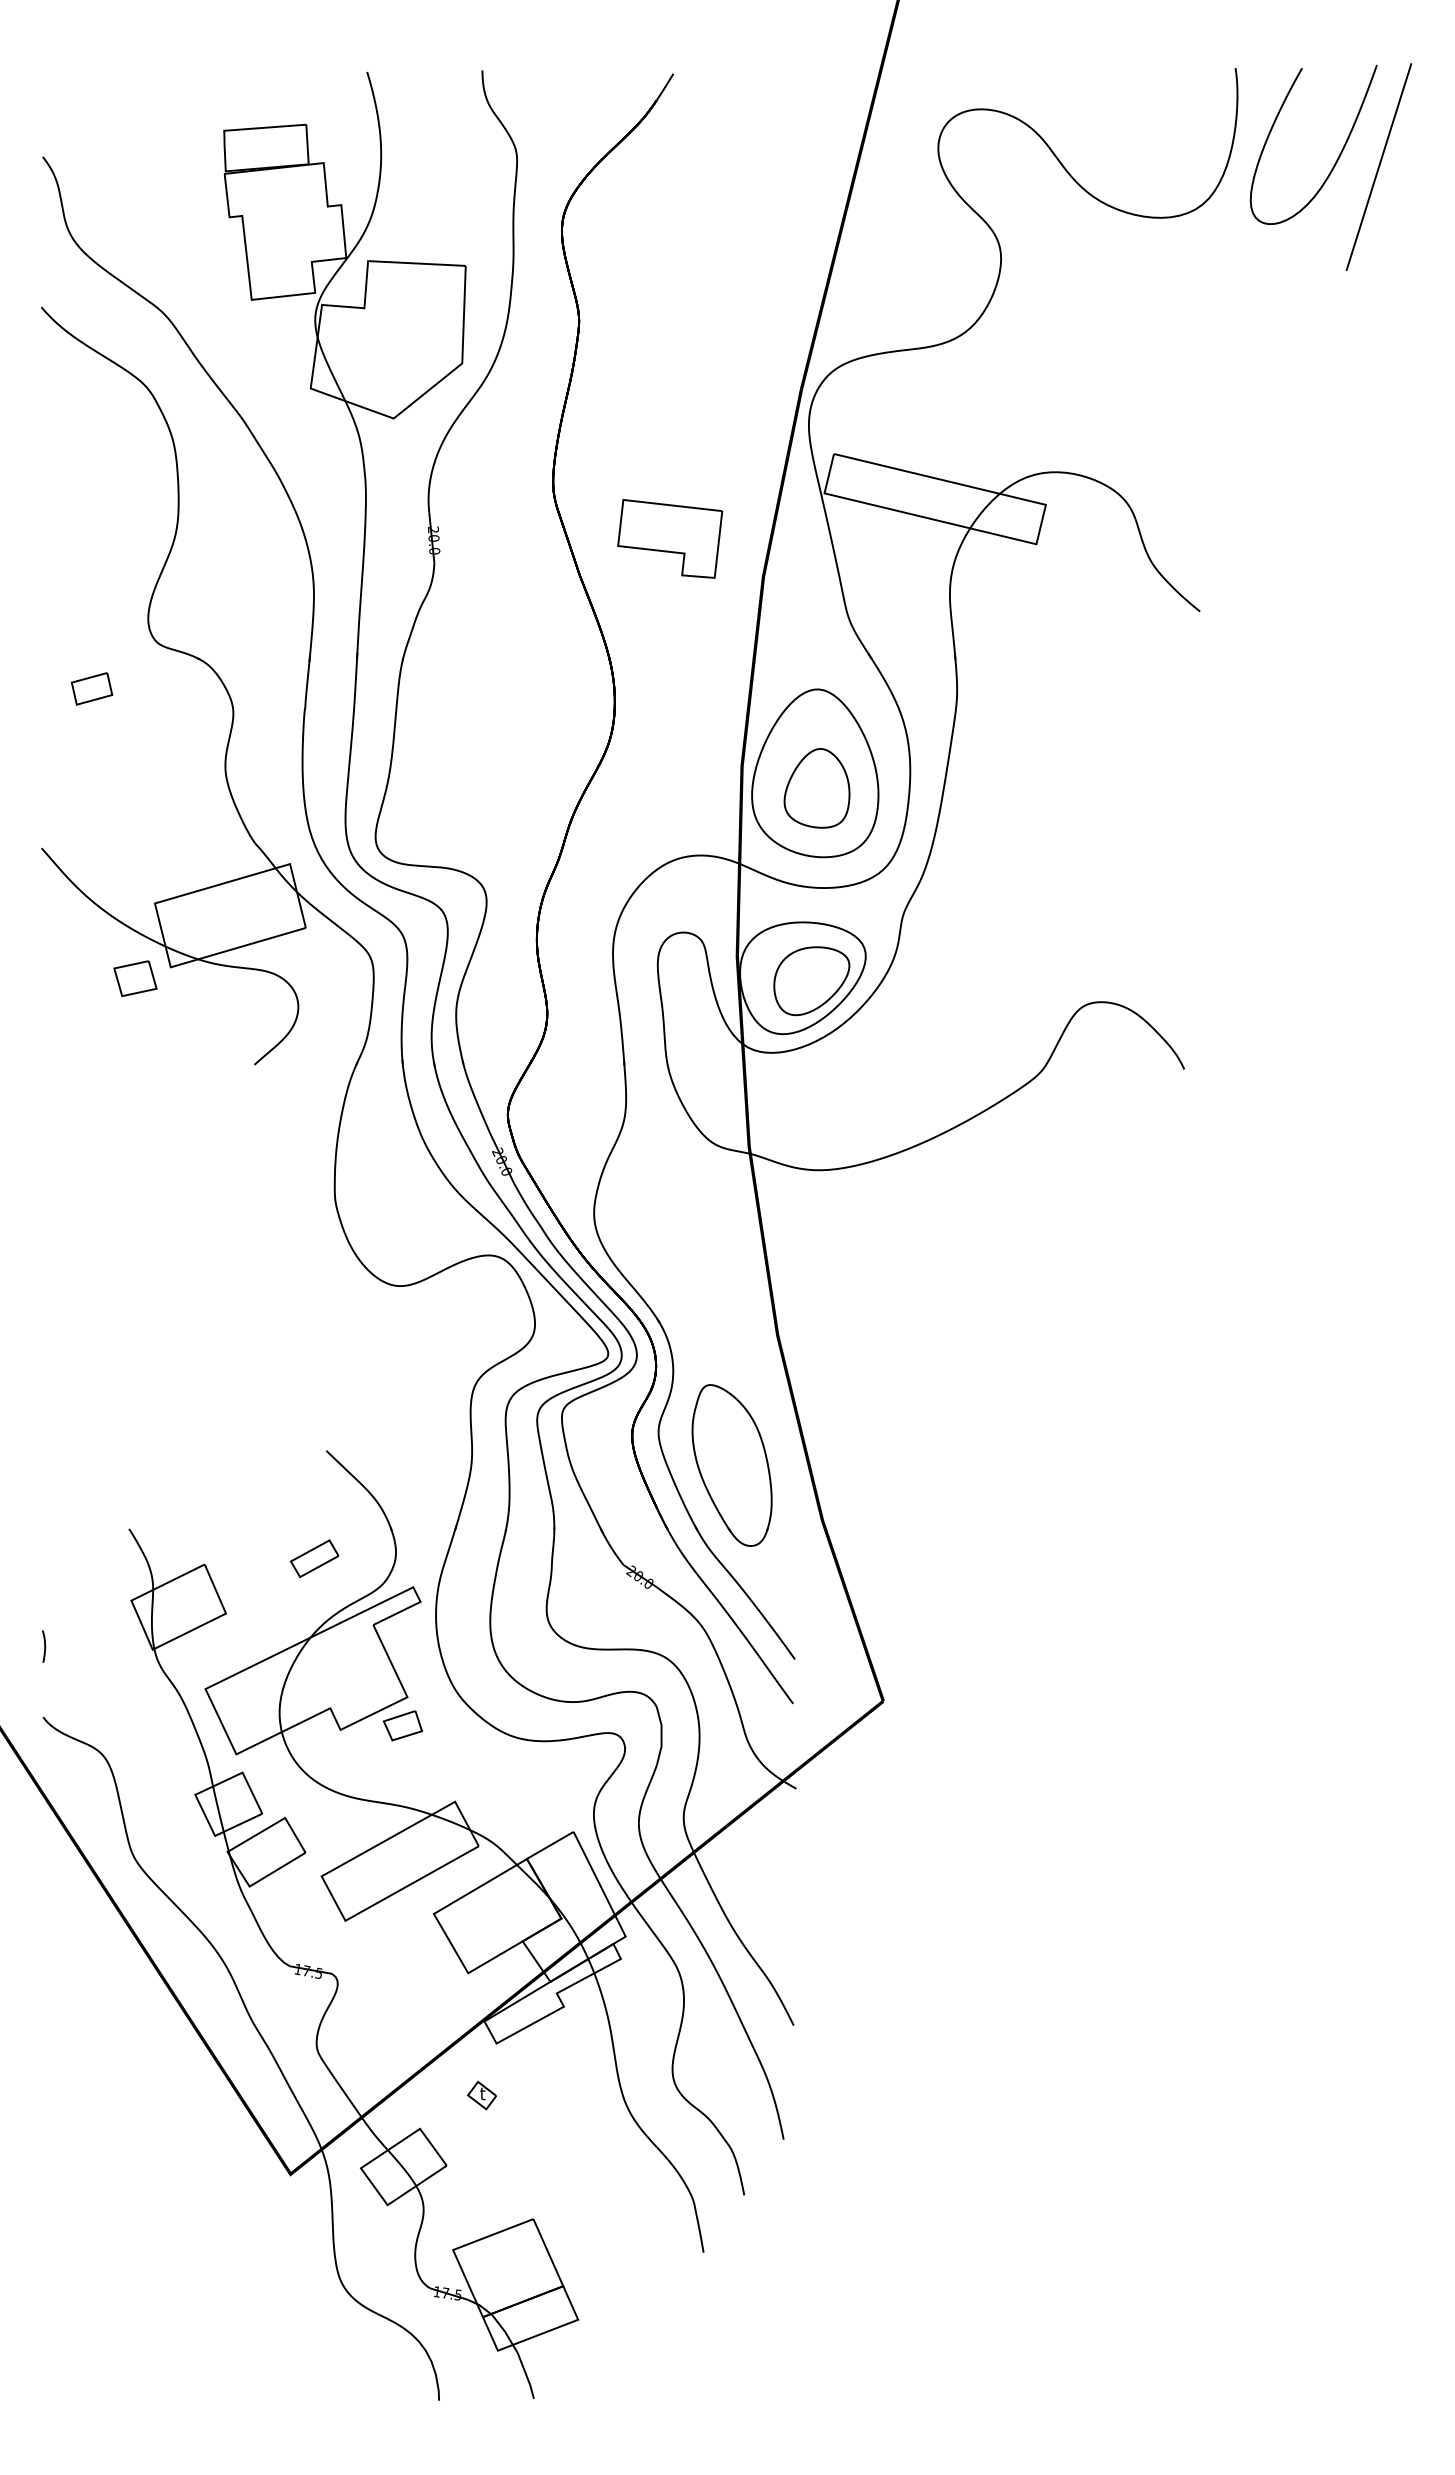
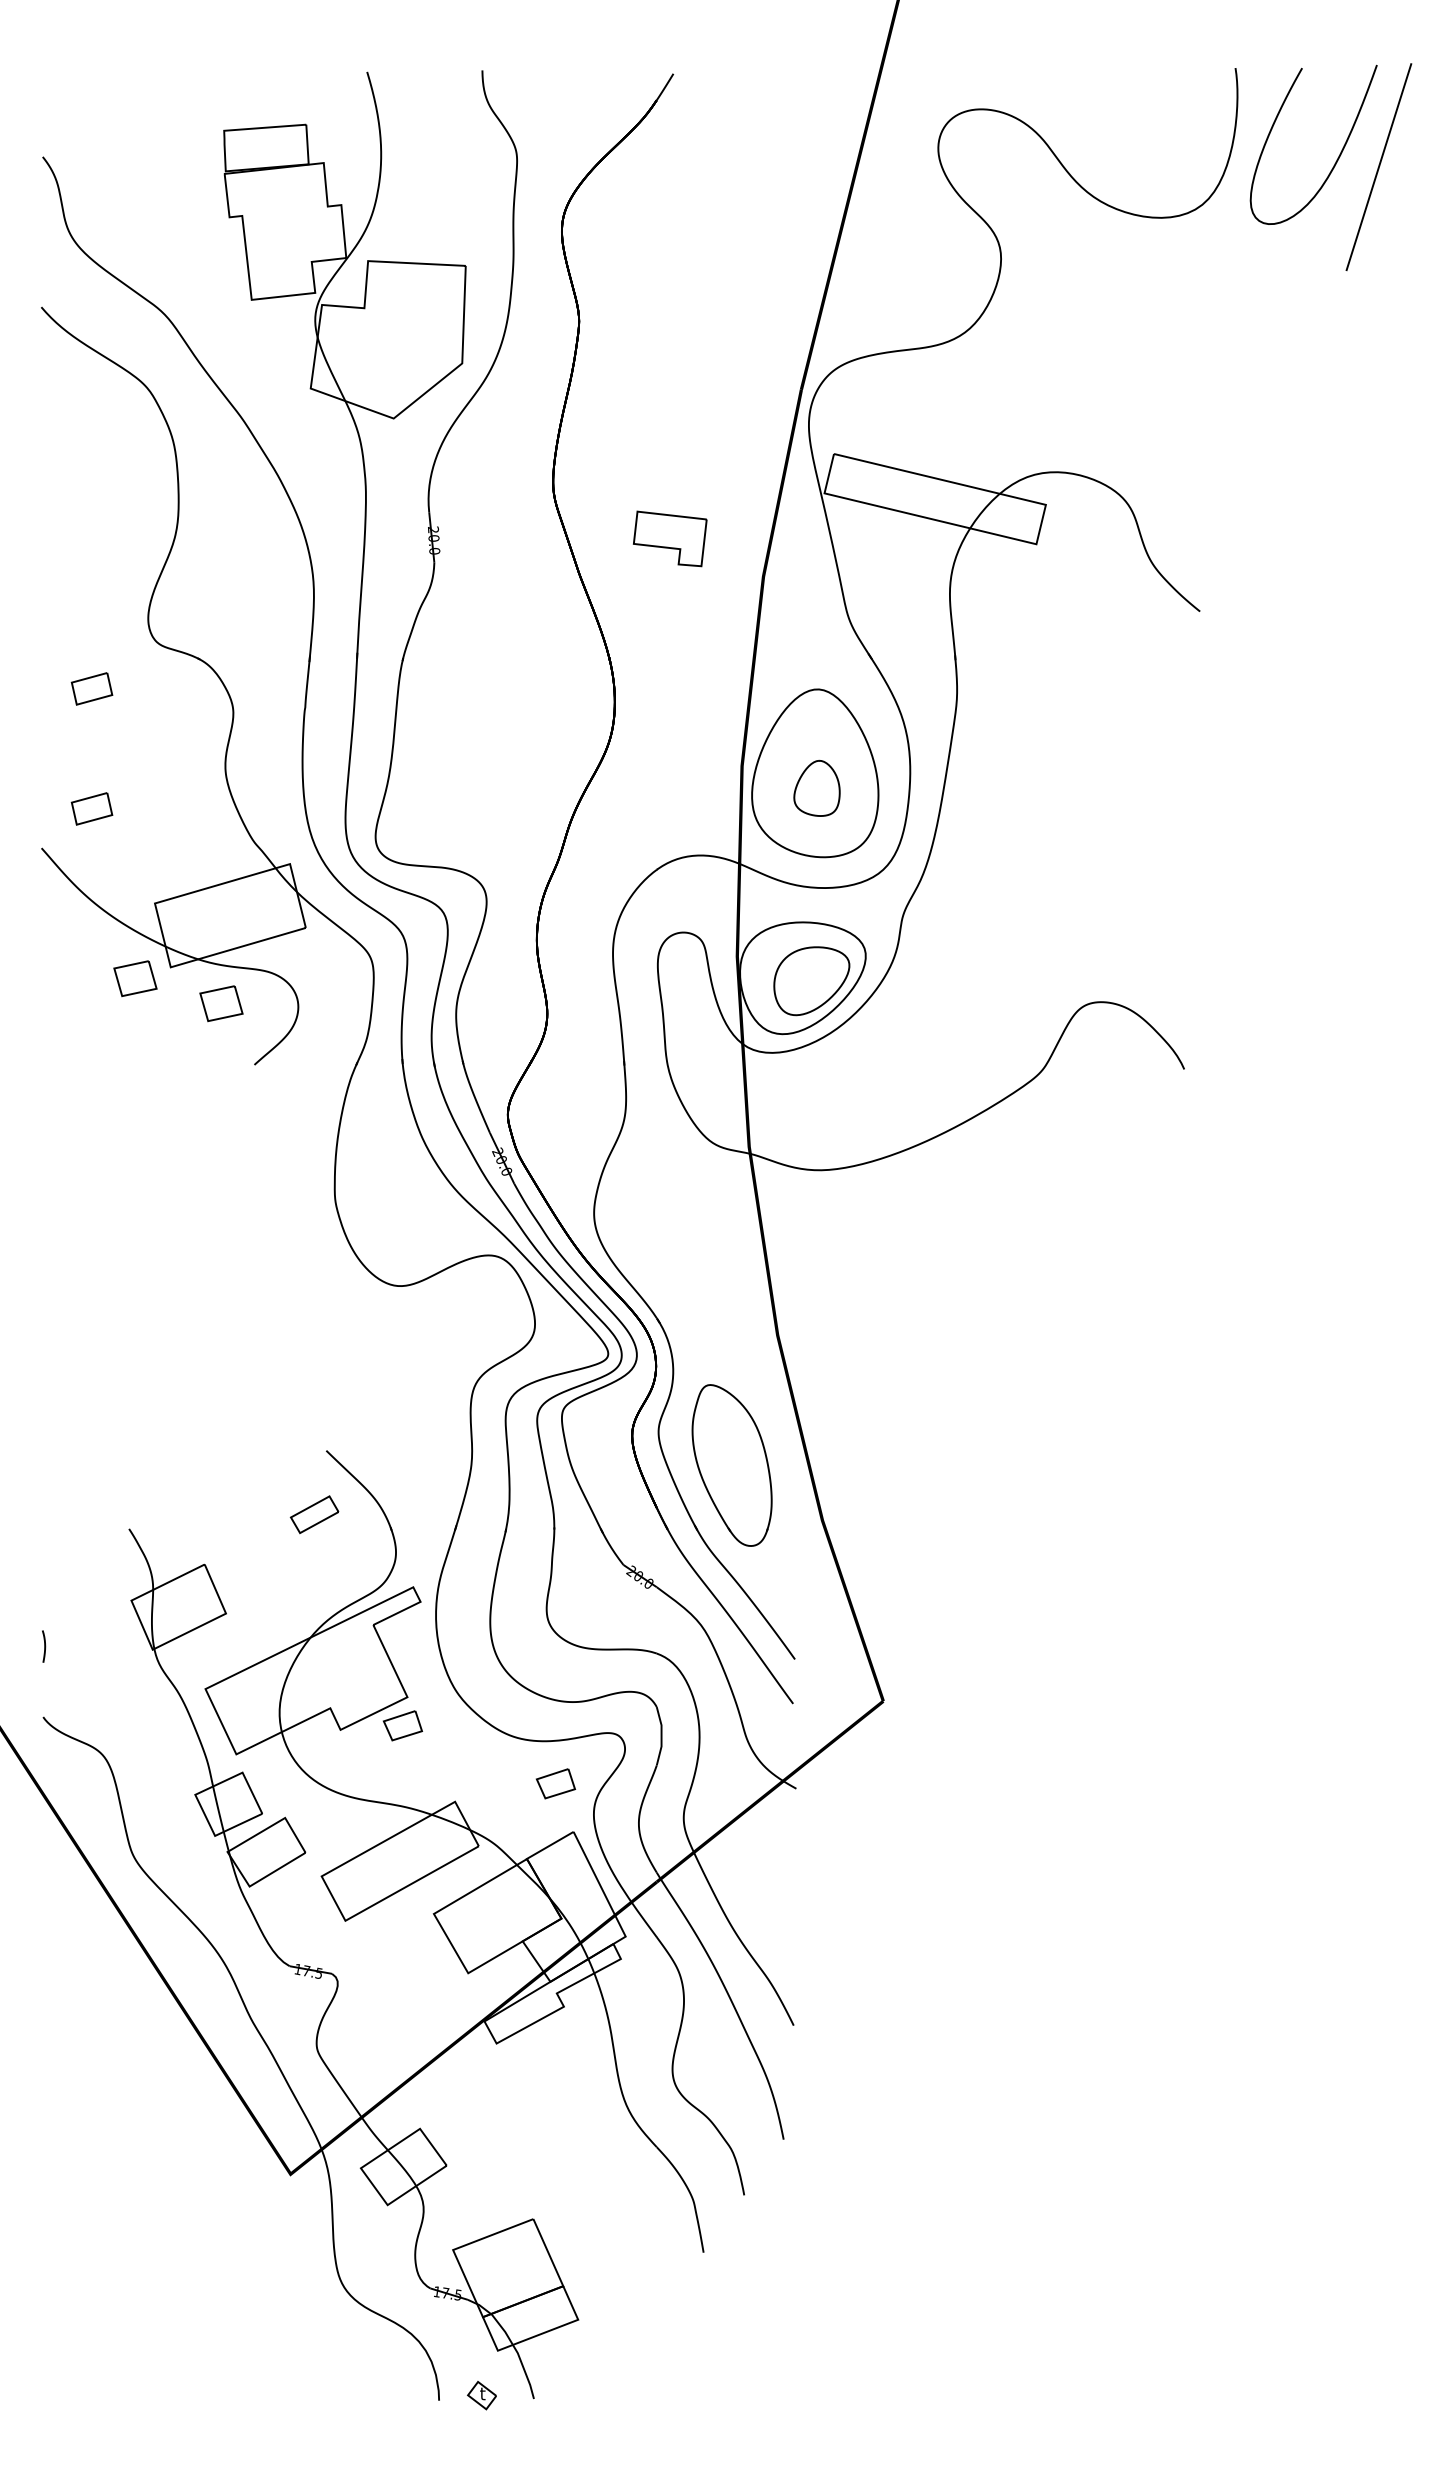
part size: 107x80 px -> 76x58 px (669, 538)
part size: 68x81 px -> 48x58 px (816, 787)
part: none -> present (91, 808)
part: none -> present (221, 1003)
part position: (314, 1558) -> (314, 1514) (314, 1514)
part: none -> present (555, 1783)
part position: (481, 2095) -> (481, 2395) (481, 2395)
